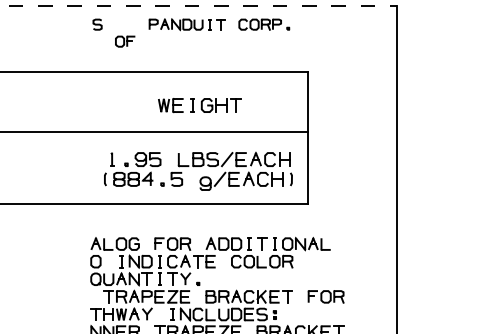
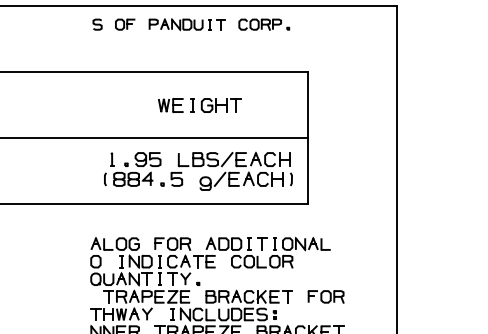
line: dashed -> solid (199, 5)
part position: (125, 41) -> (125, 24) (125, 24)
line position: (154, 131) -> (154, 137) (154, 137)
